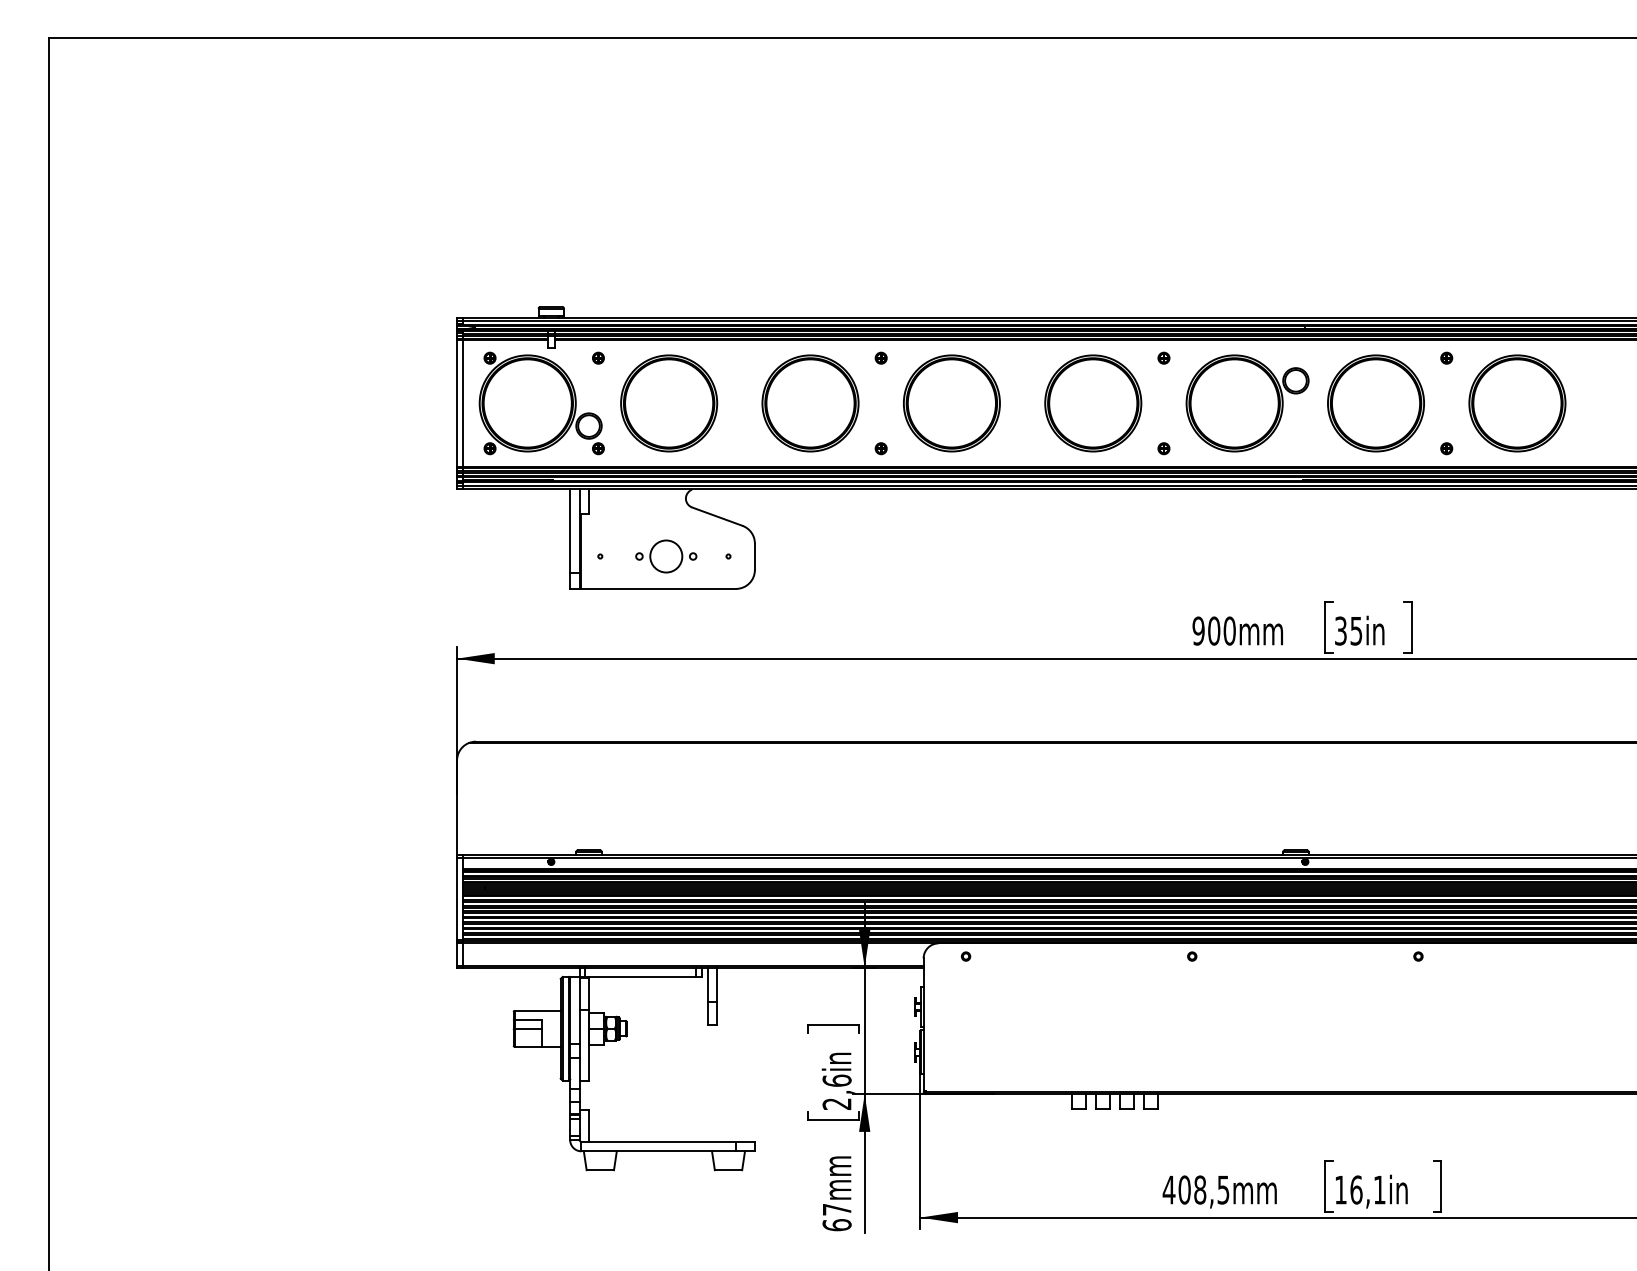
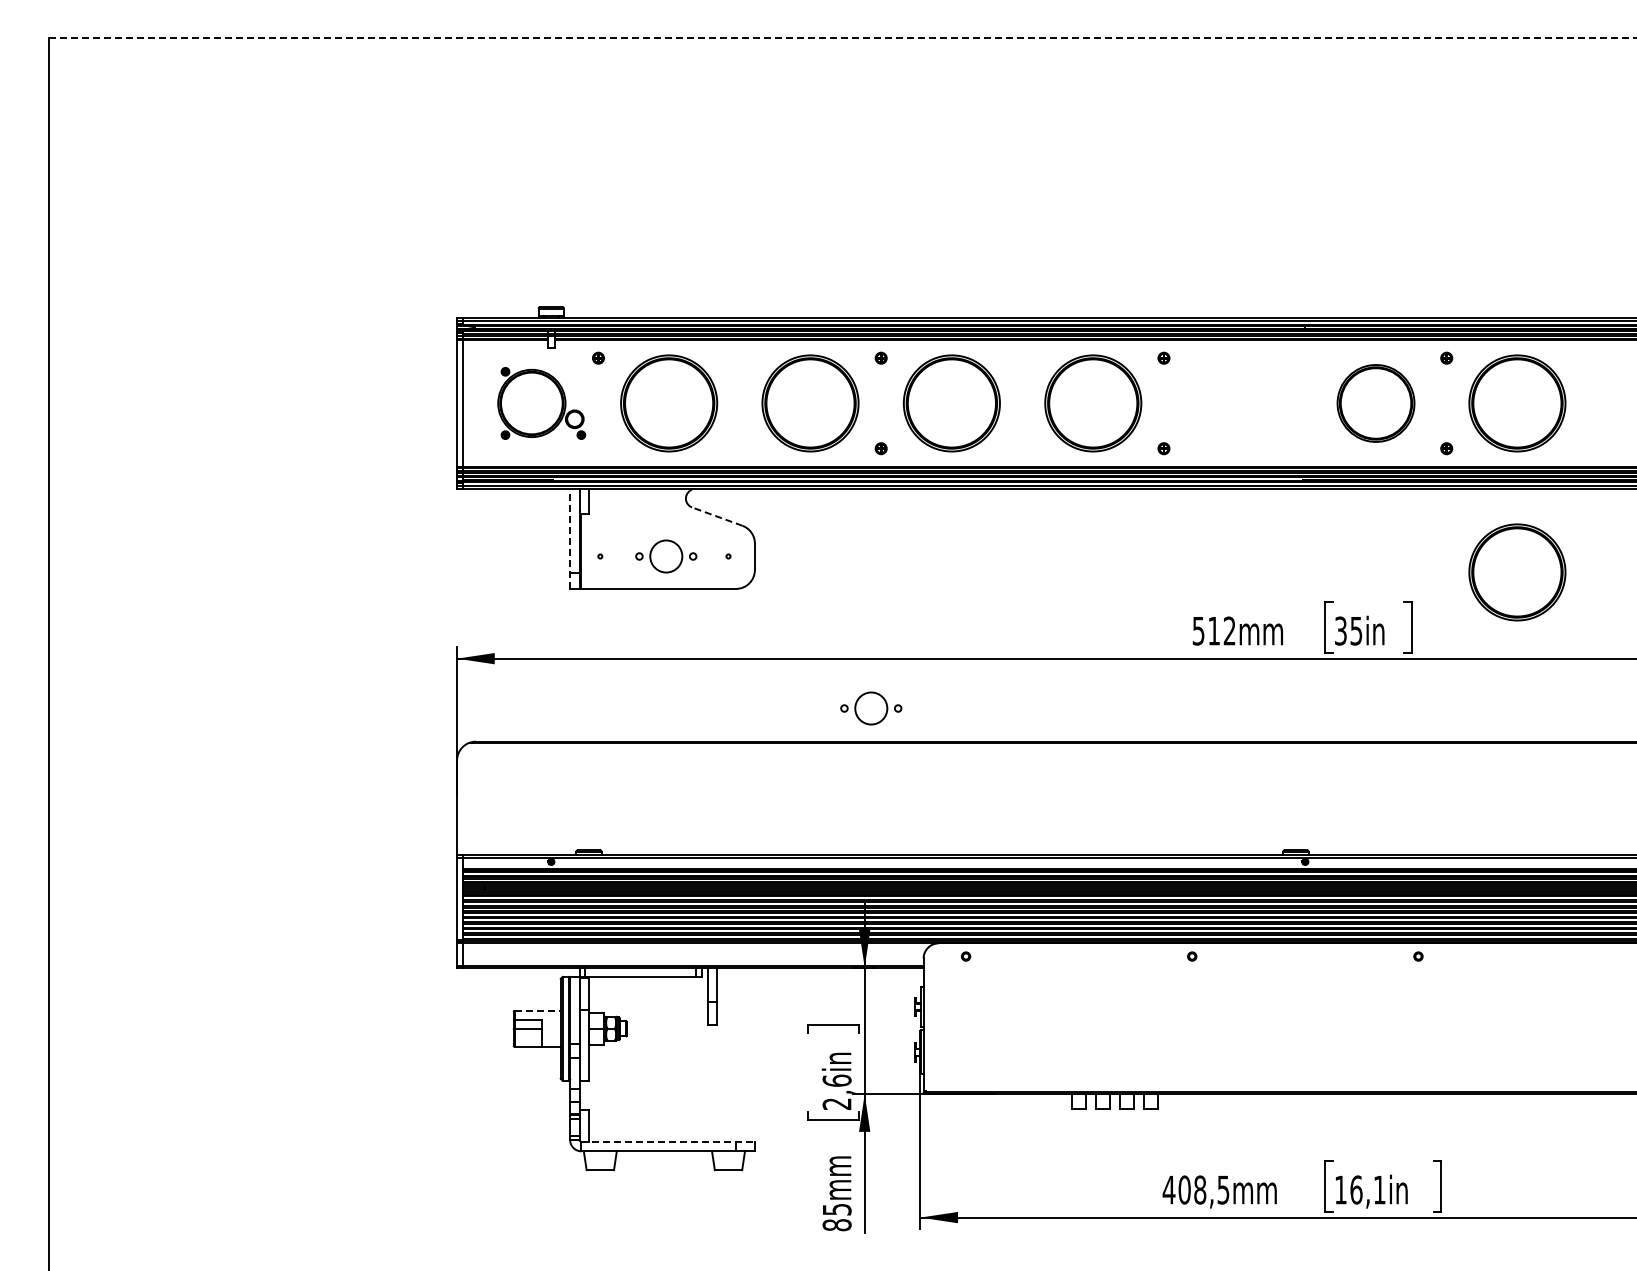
line: solid -> dashed (842, 38)
part size: 127x105 px -> 90x73 px (541, 403)
part: present -> none (1247, 403)
part size: 98x99 px -> 80x79 px (1375, 403)
line: solid -> dashed (717, 516)
line: solid -> dashed (570, 539)
part: none -> present (1517, 572)
text: 900mm -> 512mm (1213, 630)
part: none -> present (871, 708)
line: solid -> dashed (538, 1010)
line: solid -> dashed (668, 1141)
text: 67mm -> 85mm (836, 1217)
